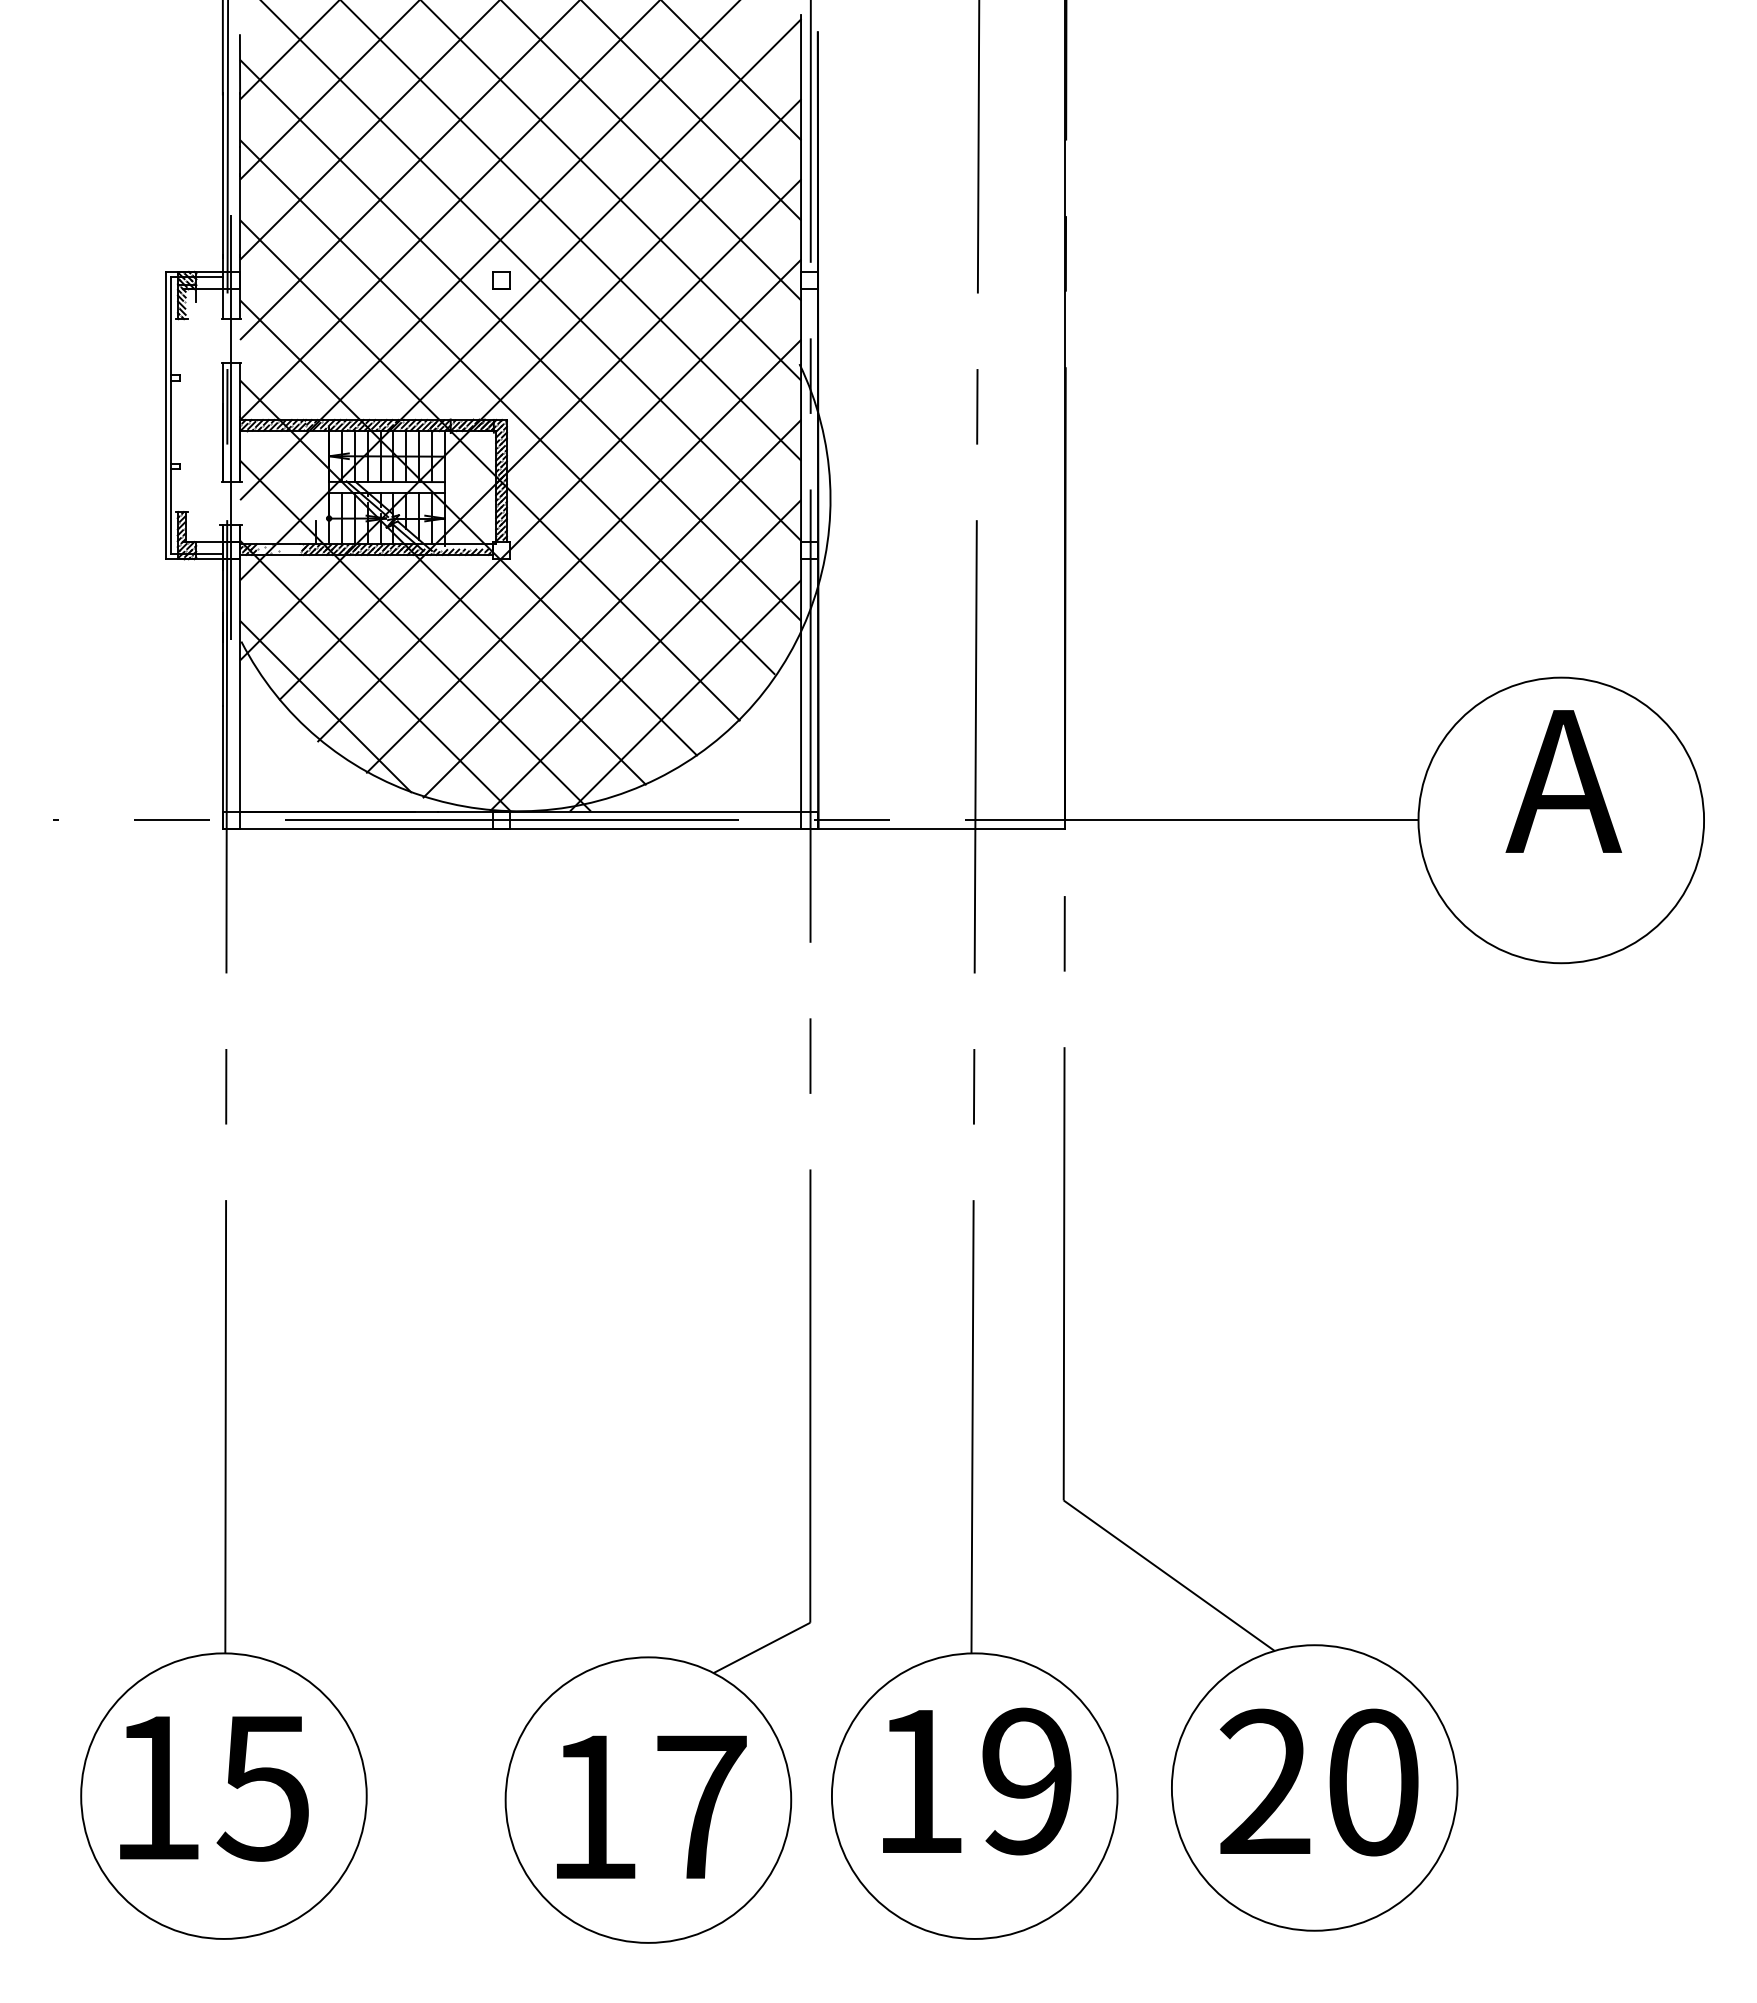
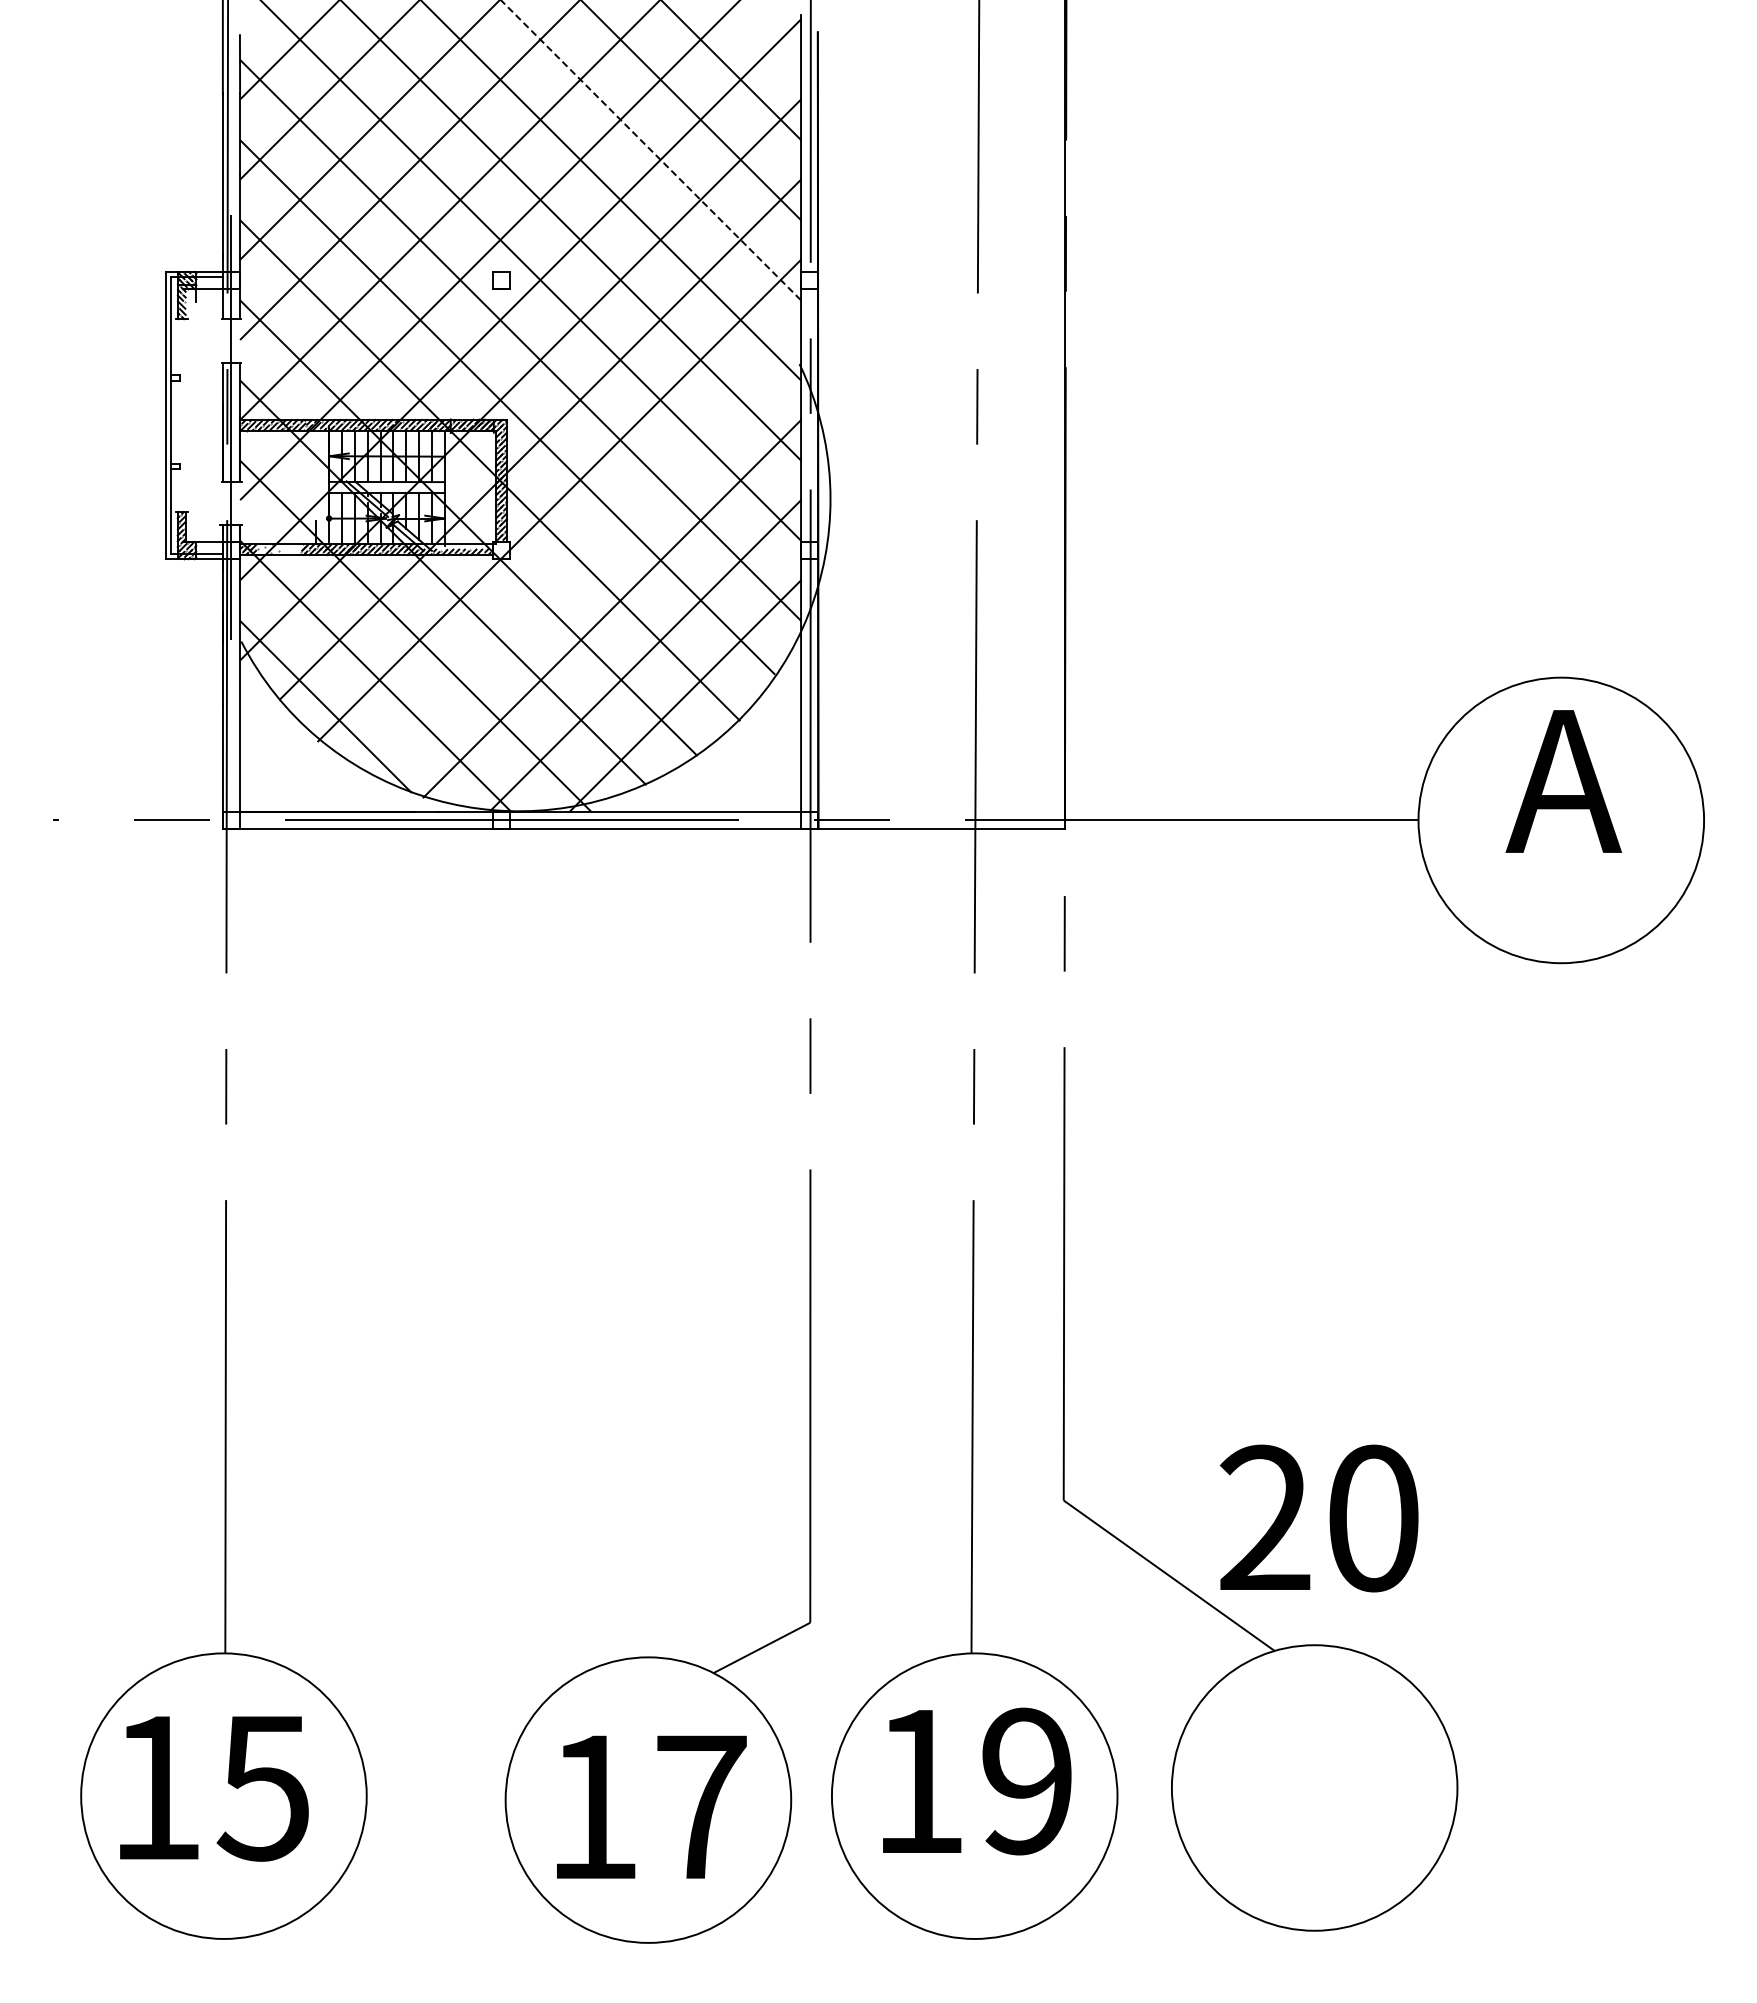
line: solid -> dashed (651, 150)
line: present -> none (583, 556)
text position: (1319, 1782) -> (1319, 1518) (1319, 1518)
